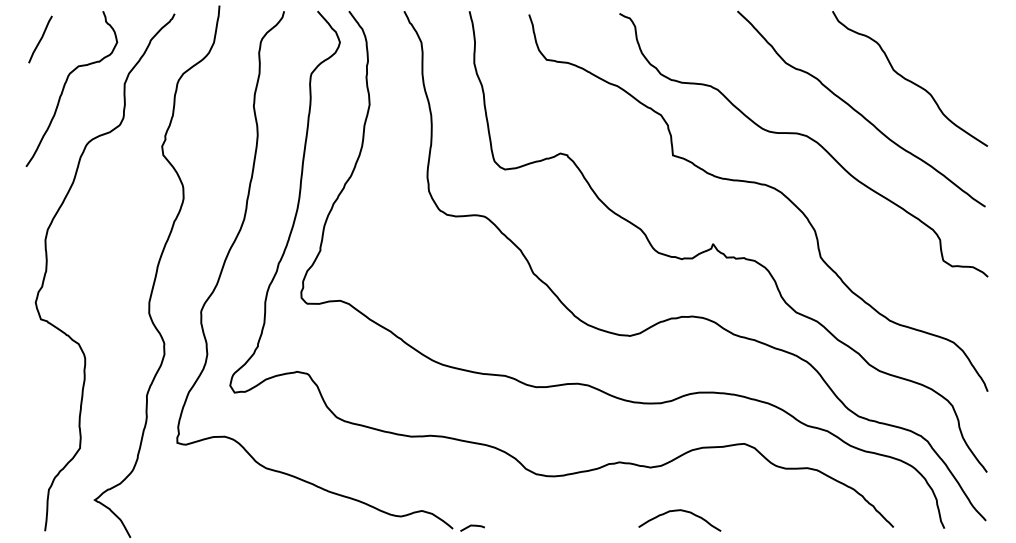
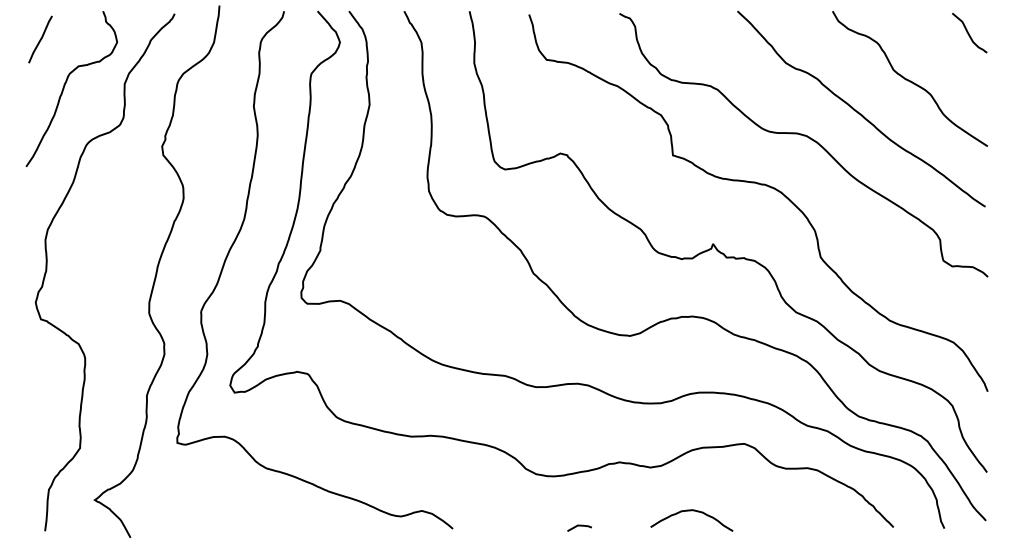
curve: none -> present (969, 33)
curve position: (679, 511) -> (691, 511) (691, 511)
line position: (472, 526) -> (579, 526) (579, 526)
